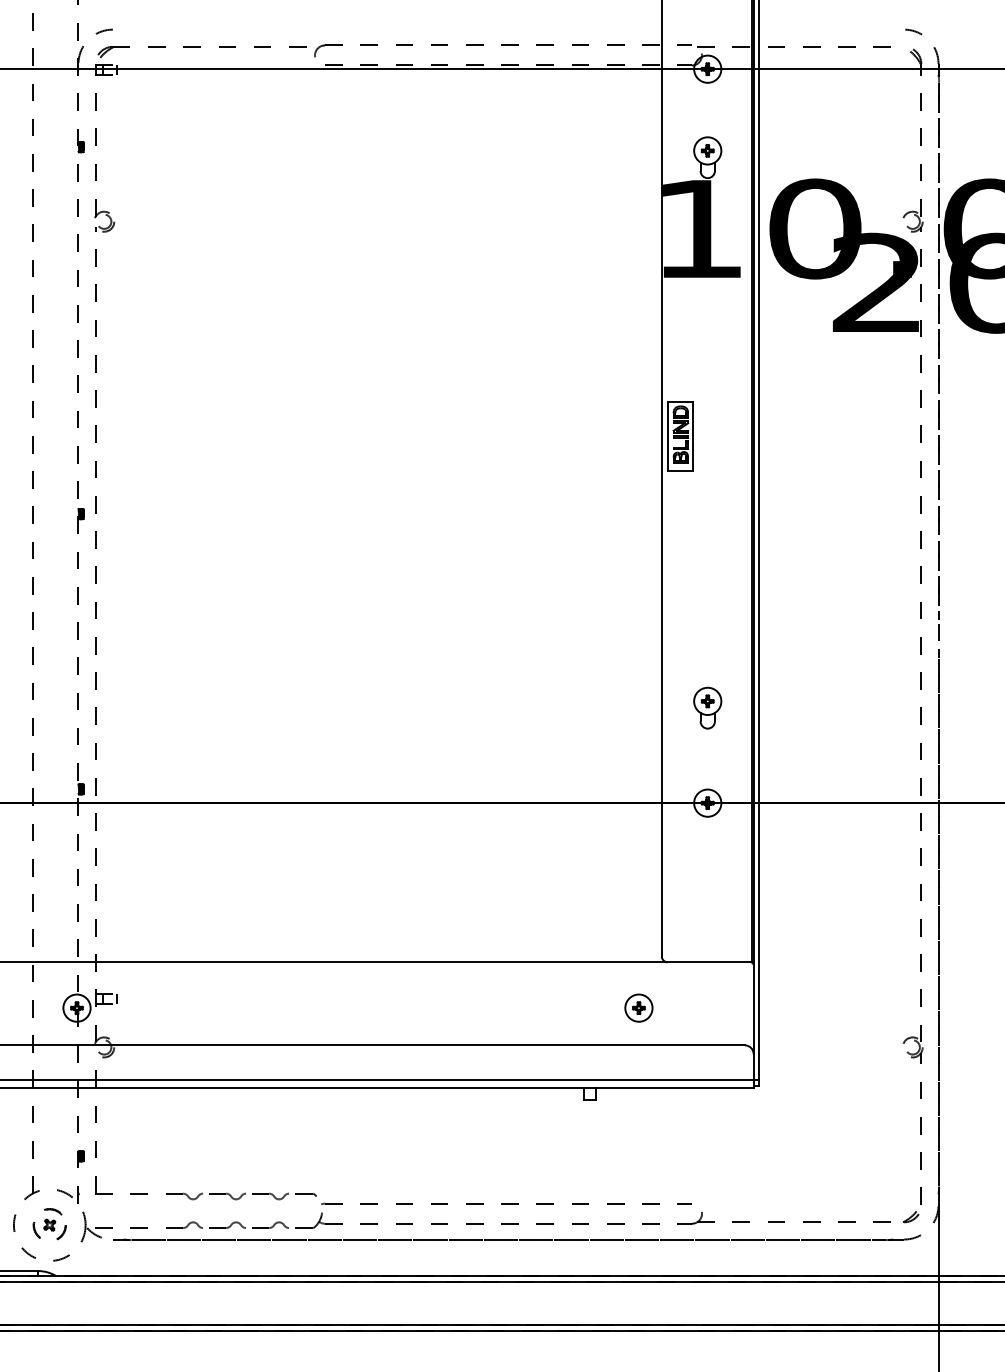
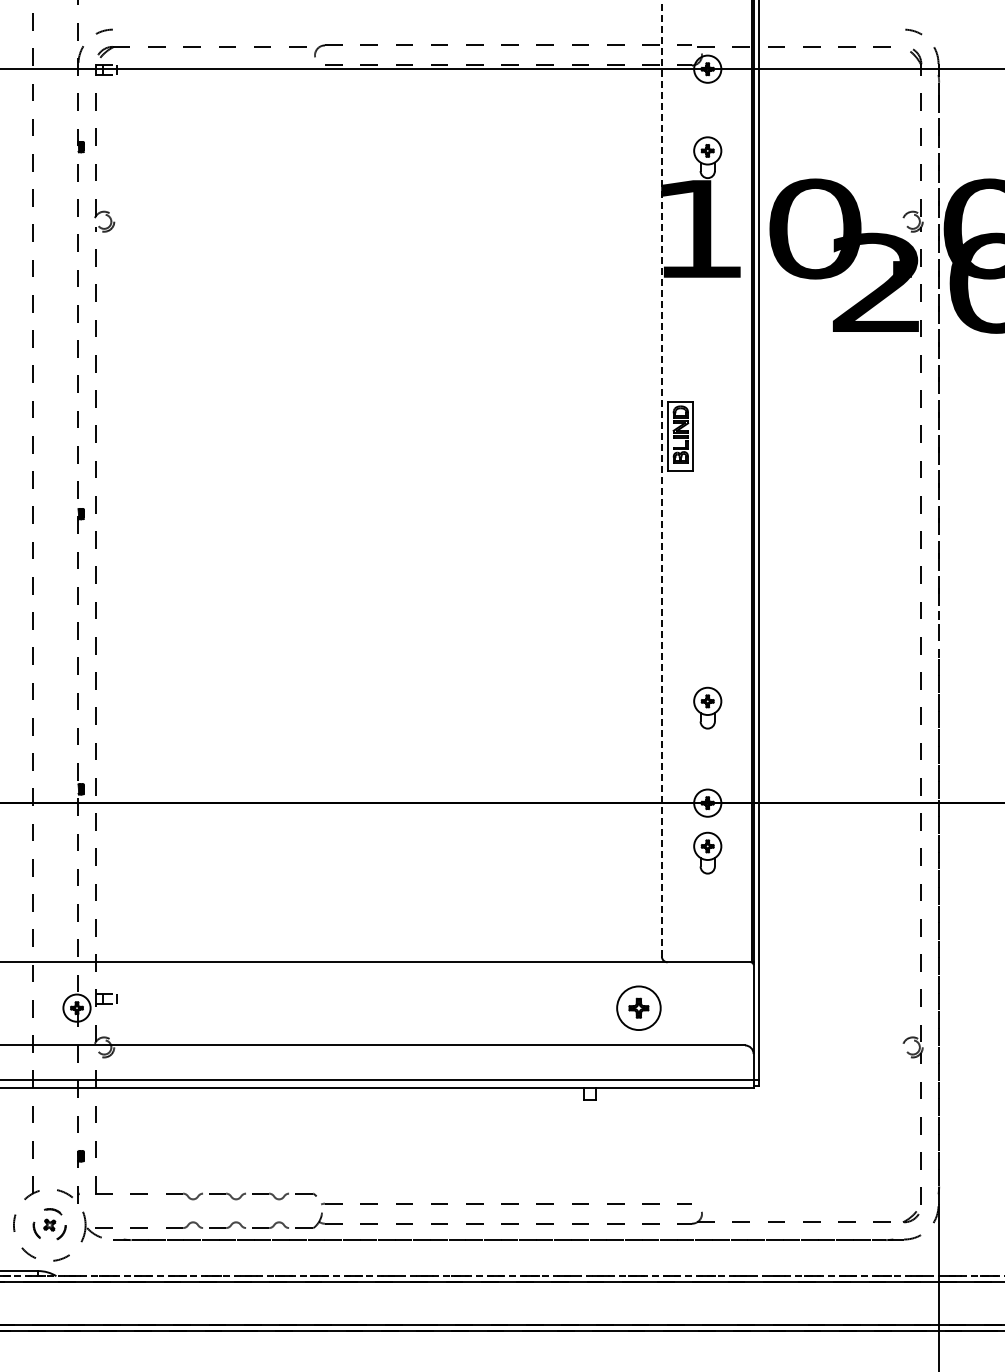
line: solid -> dashed (661, 478)
part: none -> present (707, 852)
part size: 30x30 px -> 46x46 px (638, 1007)
line: solid -> dashed (502, 1276)
